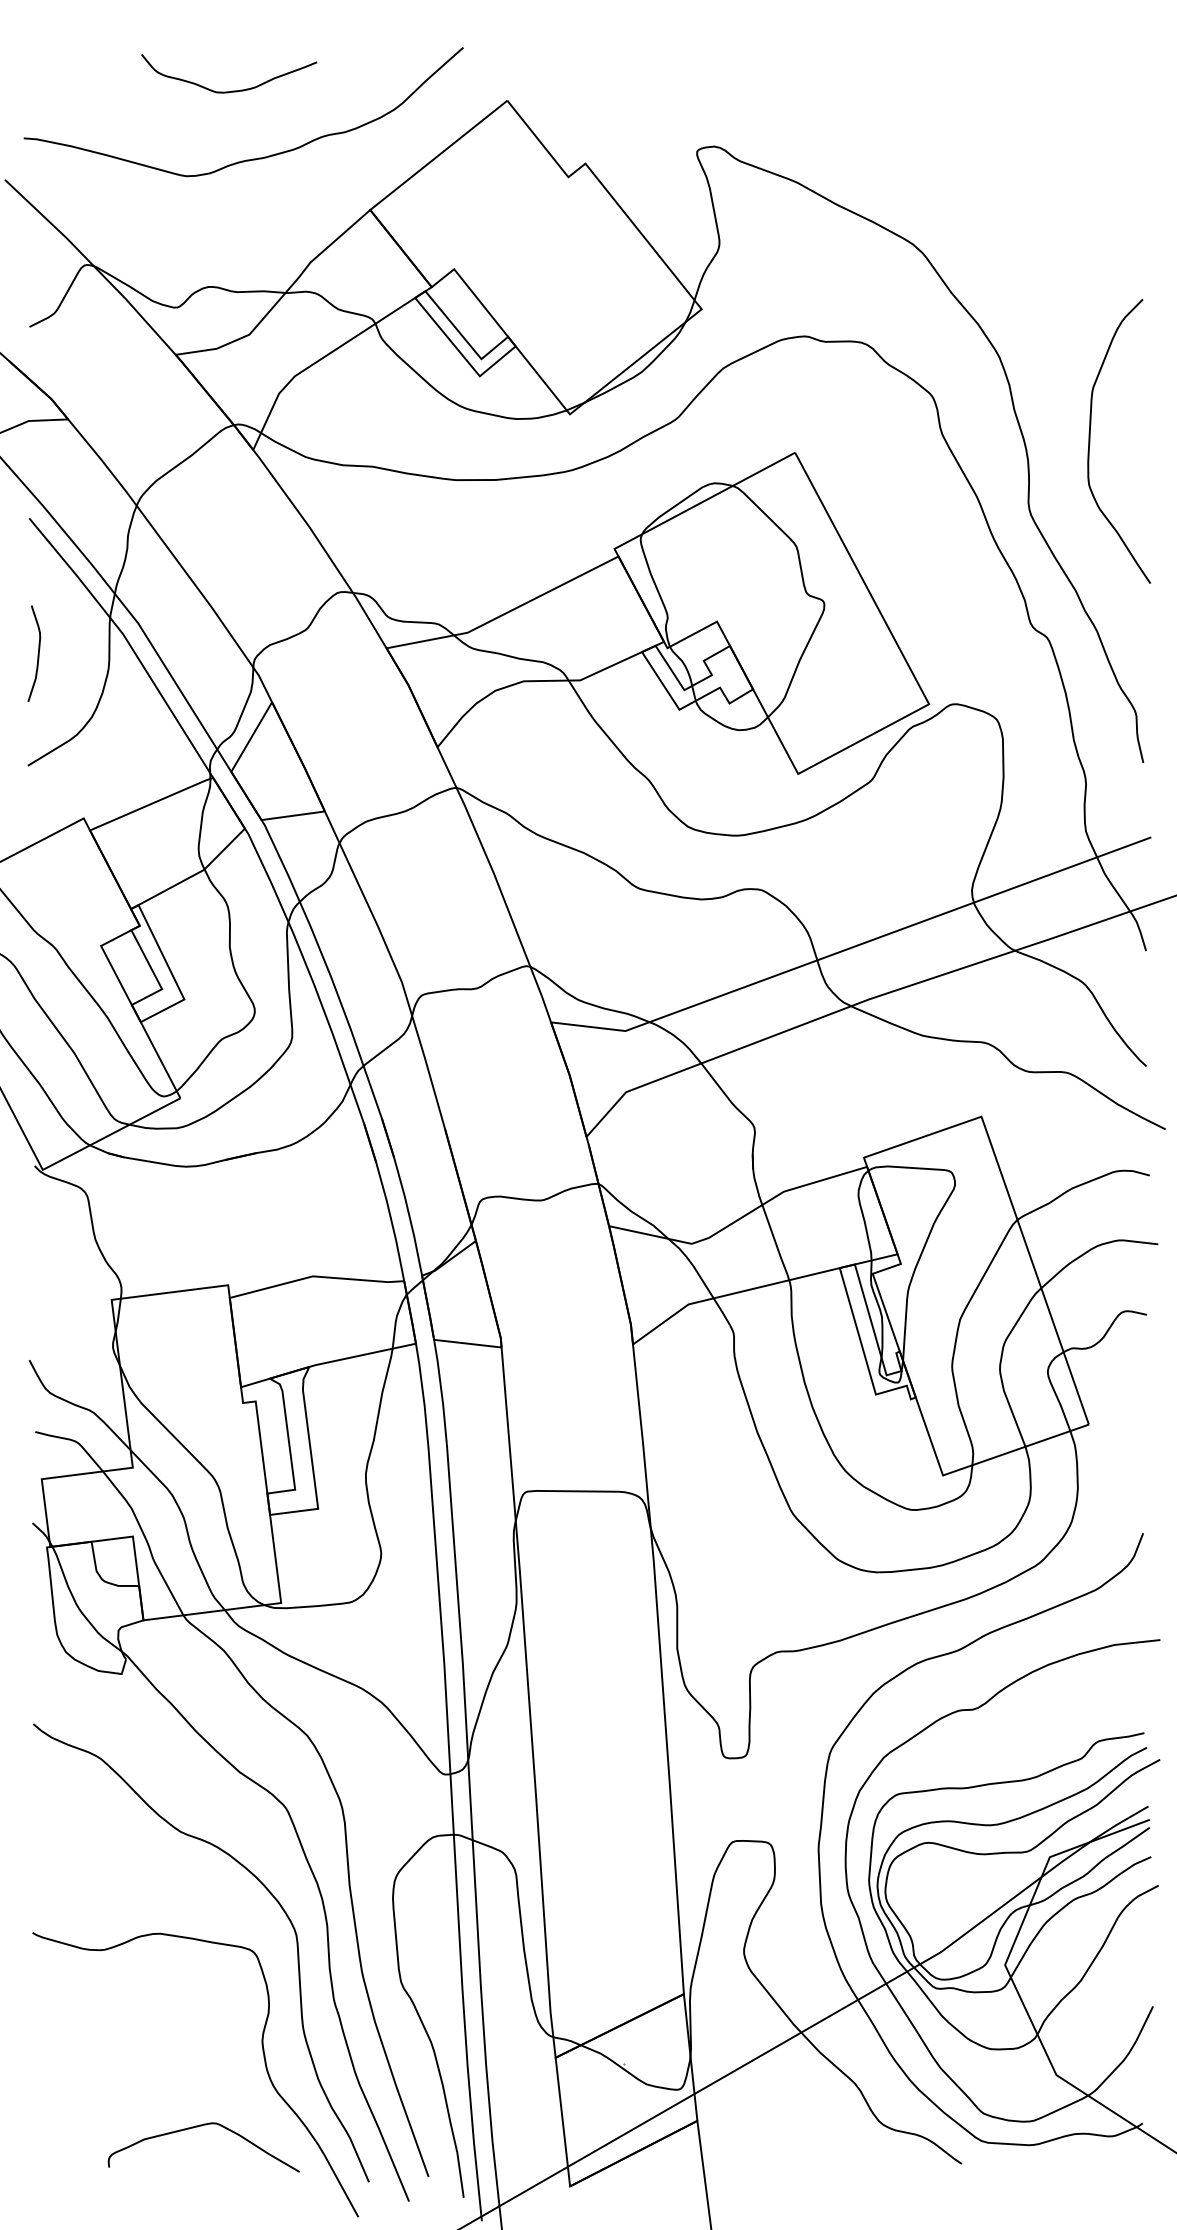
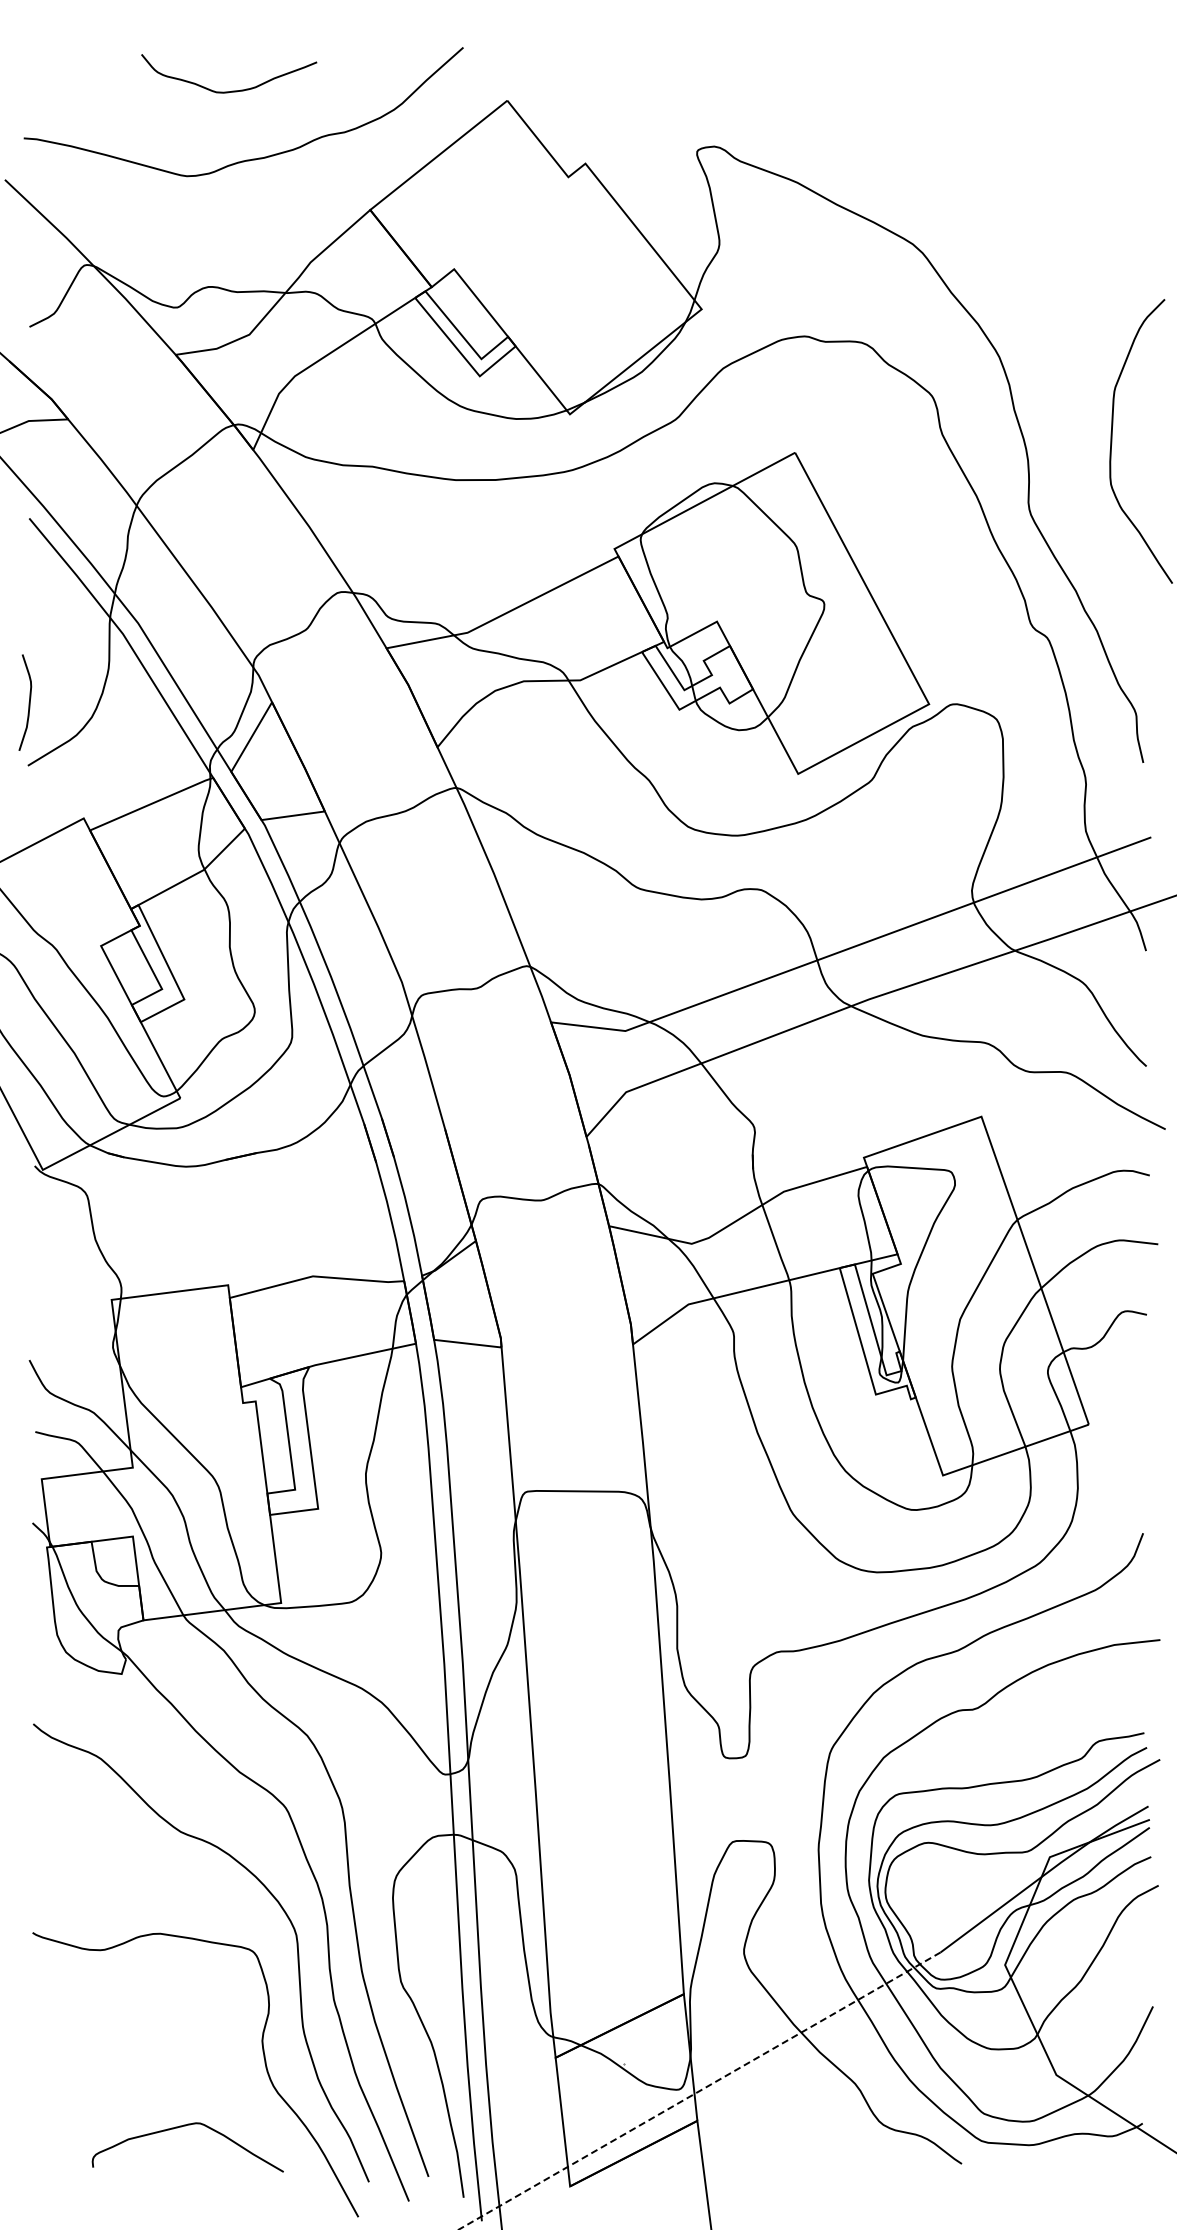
curve position: (1090, 441) -> (1112, 441) (1112, 441)
curve position: (37, 653) -> (28, 702) (28, 702)
line: solid -> dashed (699, 2090)
curve position: (197, 2127) -> (181, 2127) (181, 2127)
